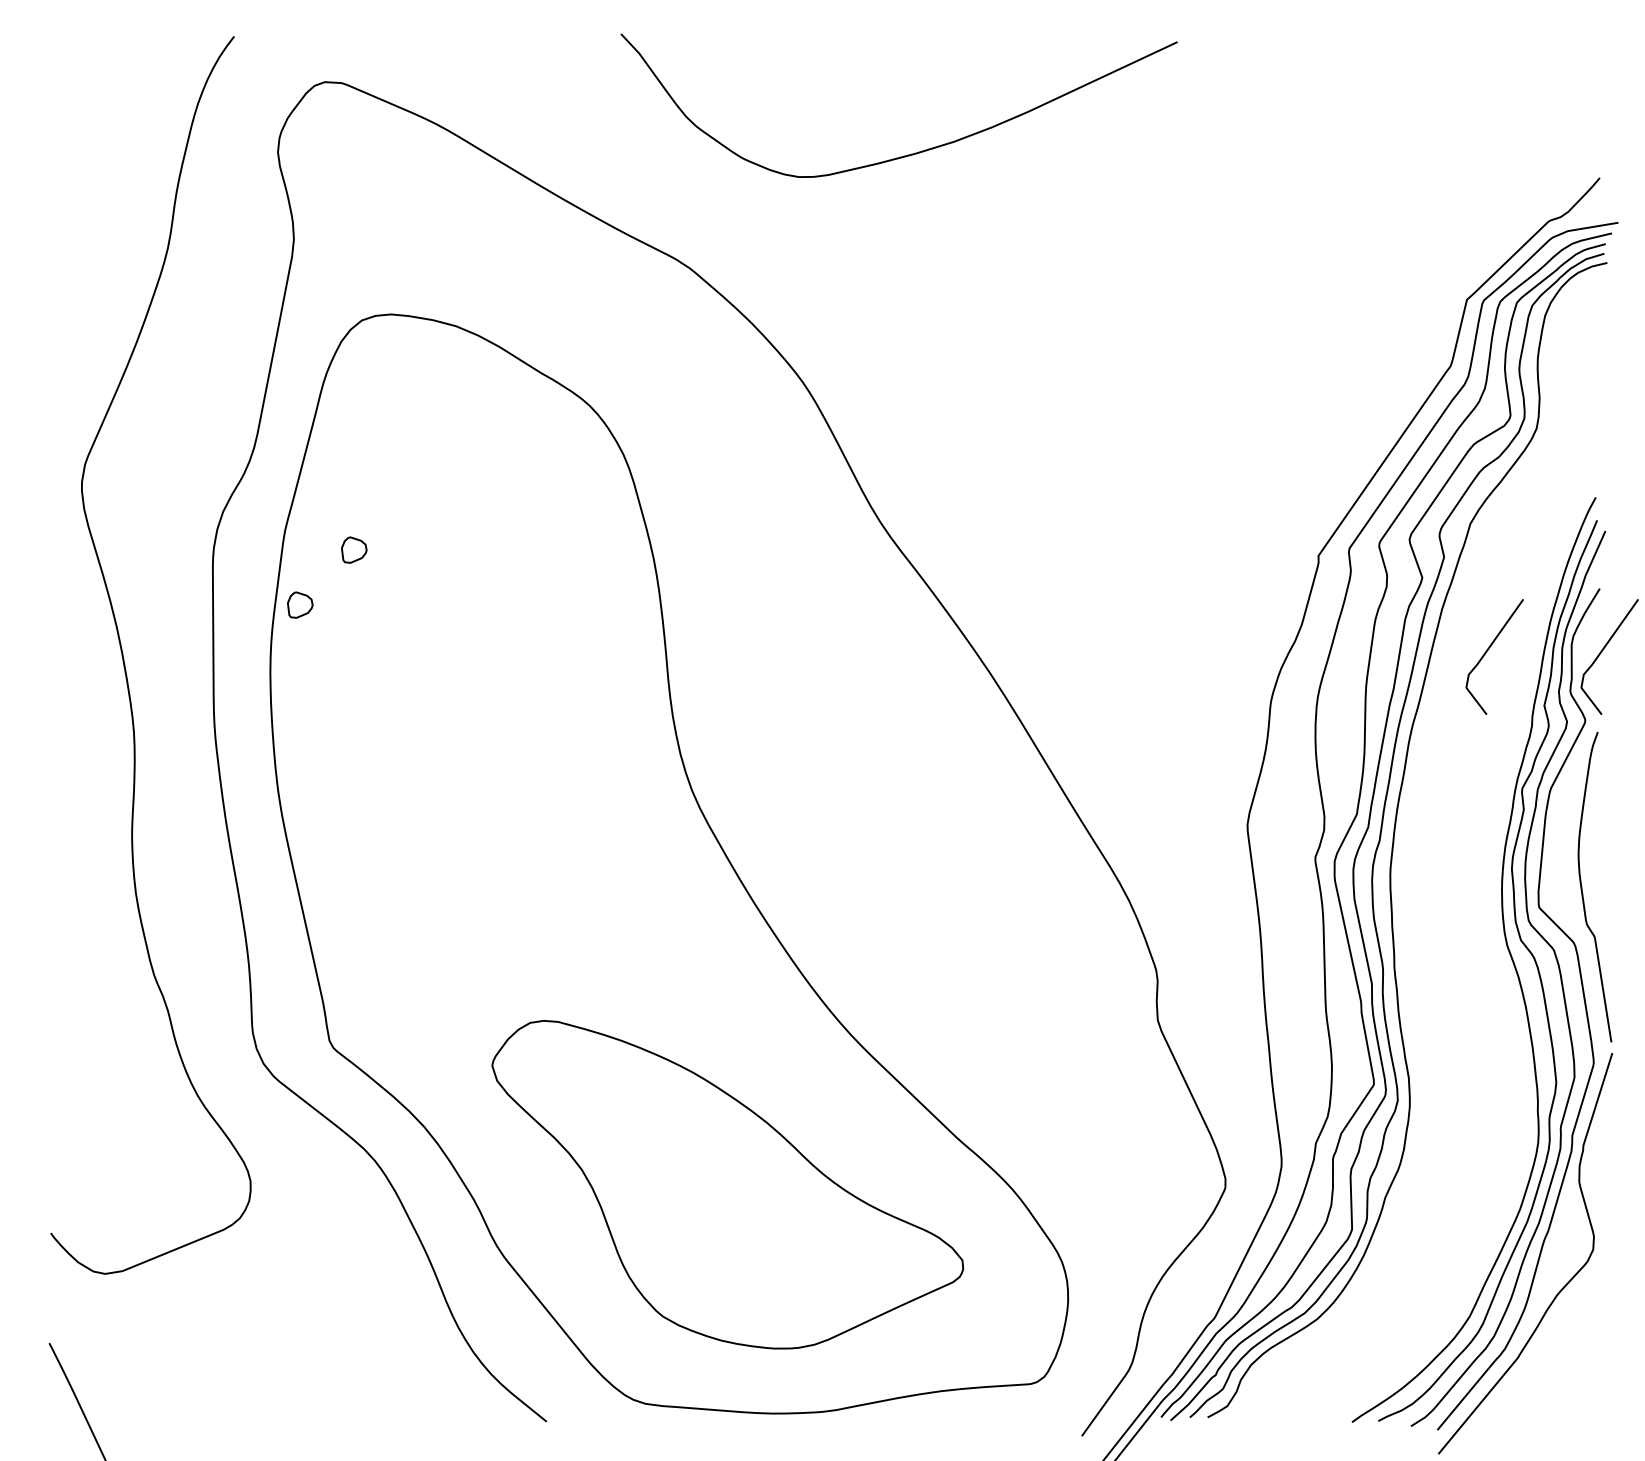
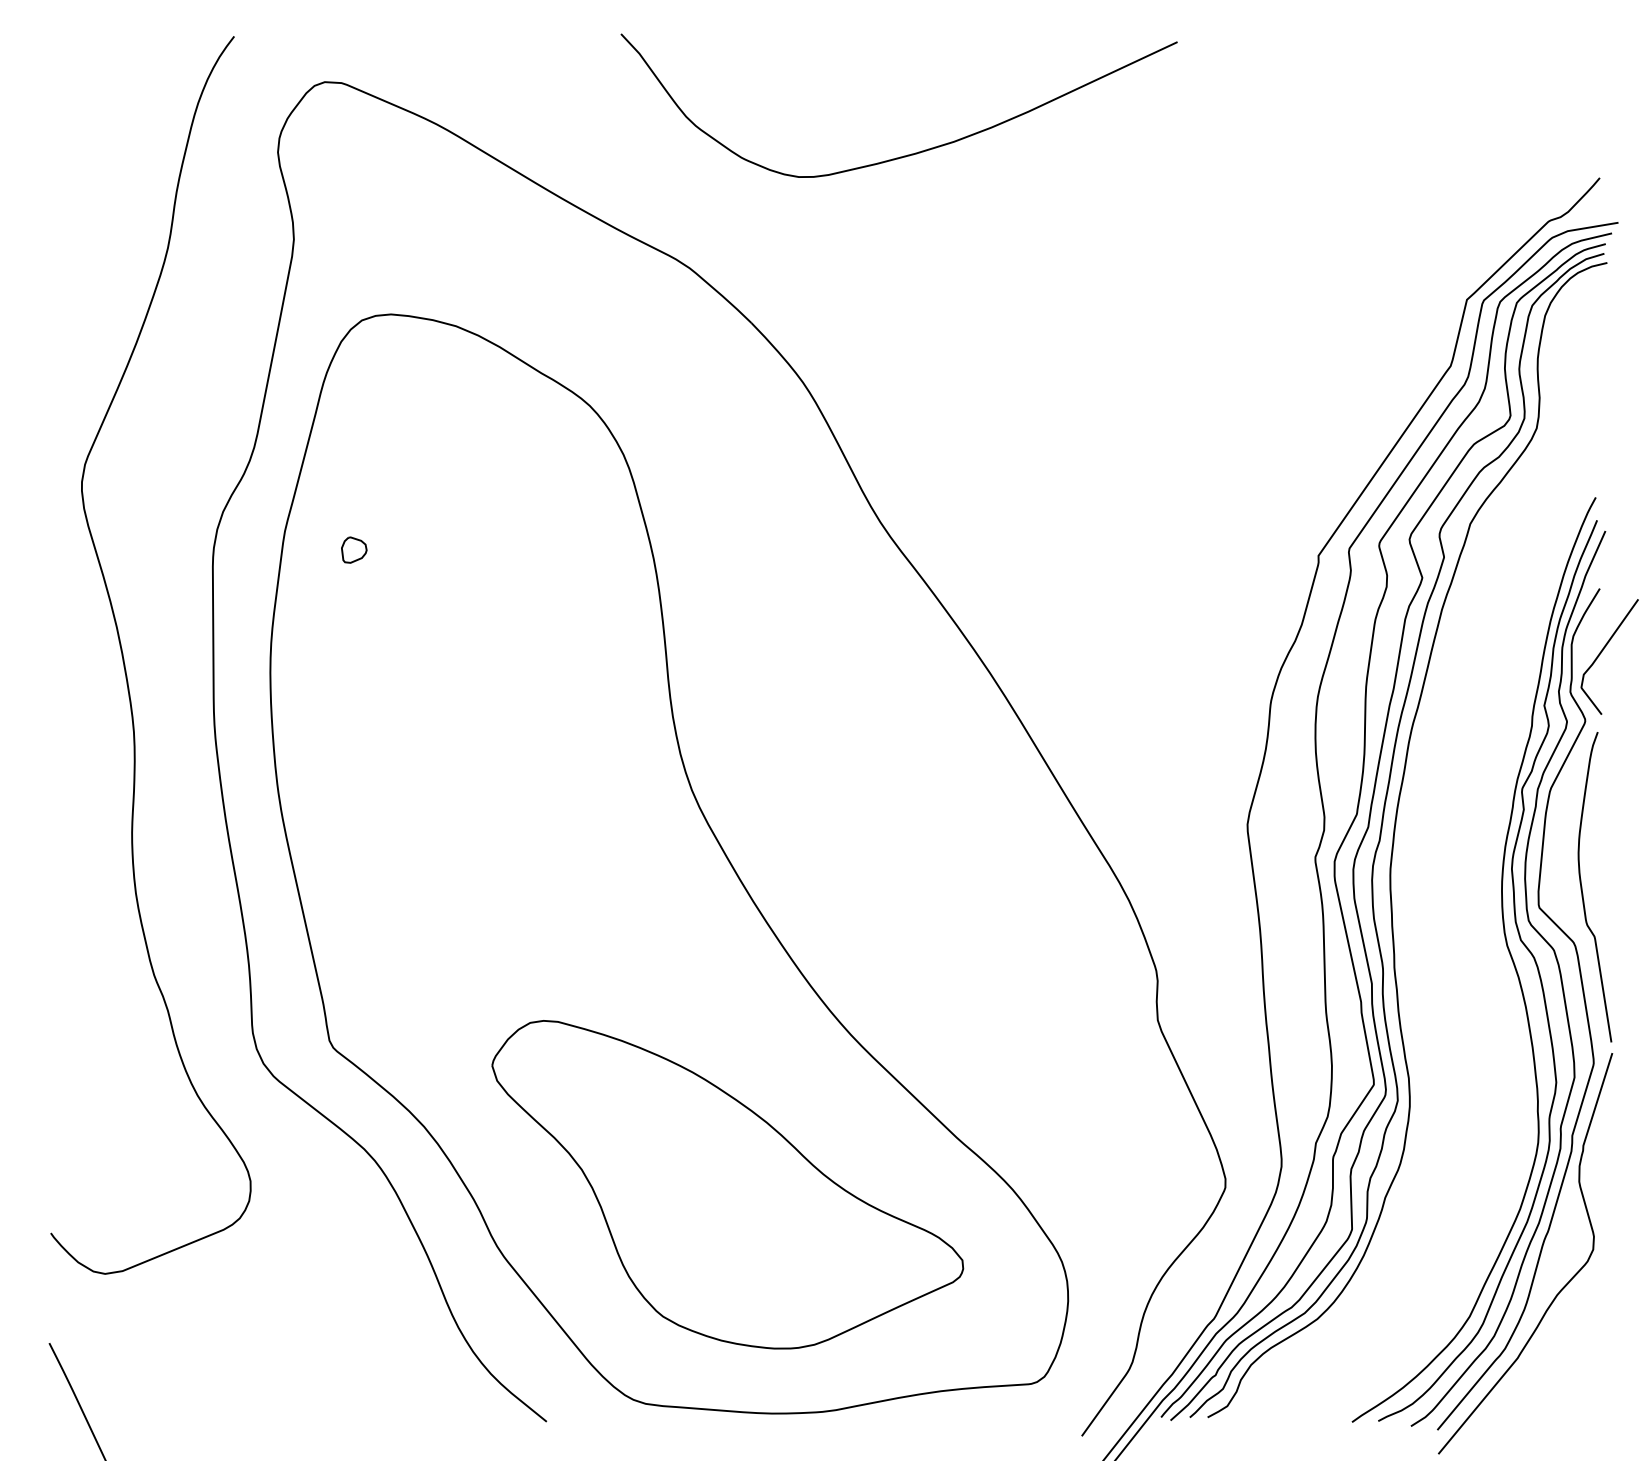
part: present -> none (300, 604)
curve: present -> none (1488, 650)
